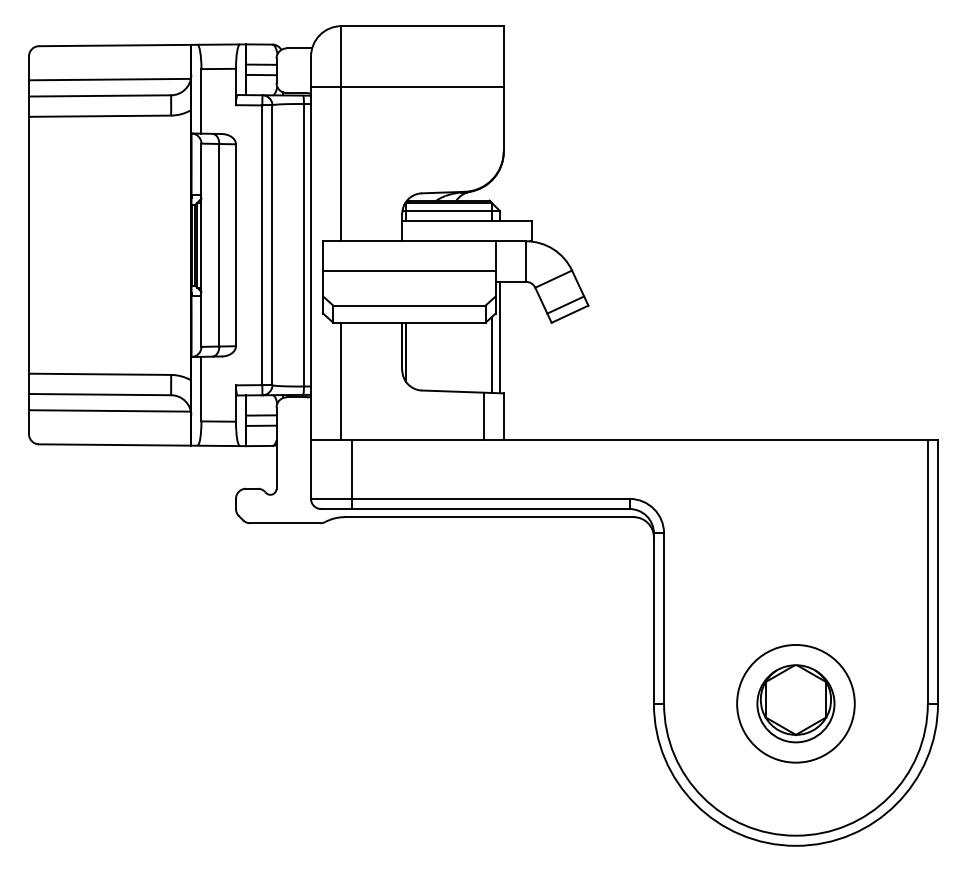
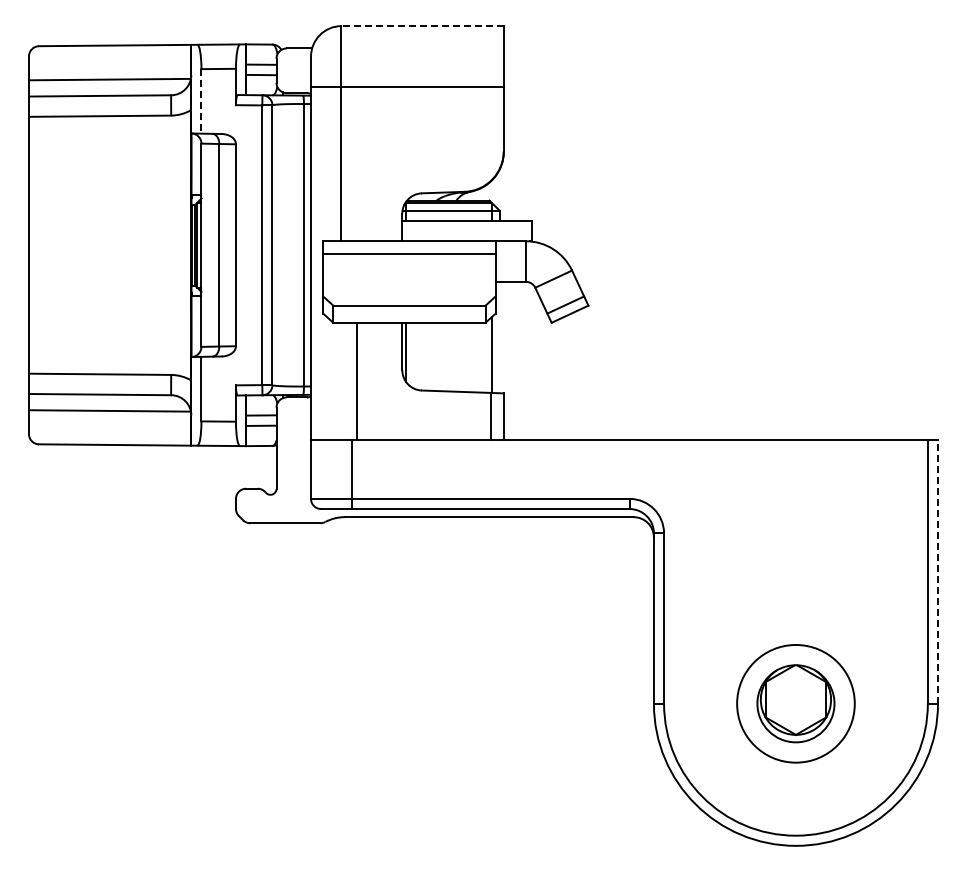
line: solid -> dashed (422, 26)
line: solid -> dashed (201, 101)
line position: (409, 270) -> (409, 253) (409, 253)
line: present -> none (499, 337)
line position: (341, 381) -> (357, 381) (357, 381)
line position: (483, 416) -> (490, 416) (490, 416)
line: solid -> dashed (937, 571)
